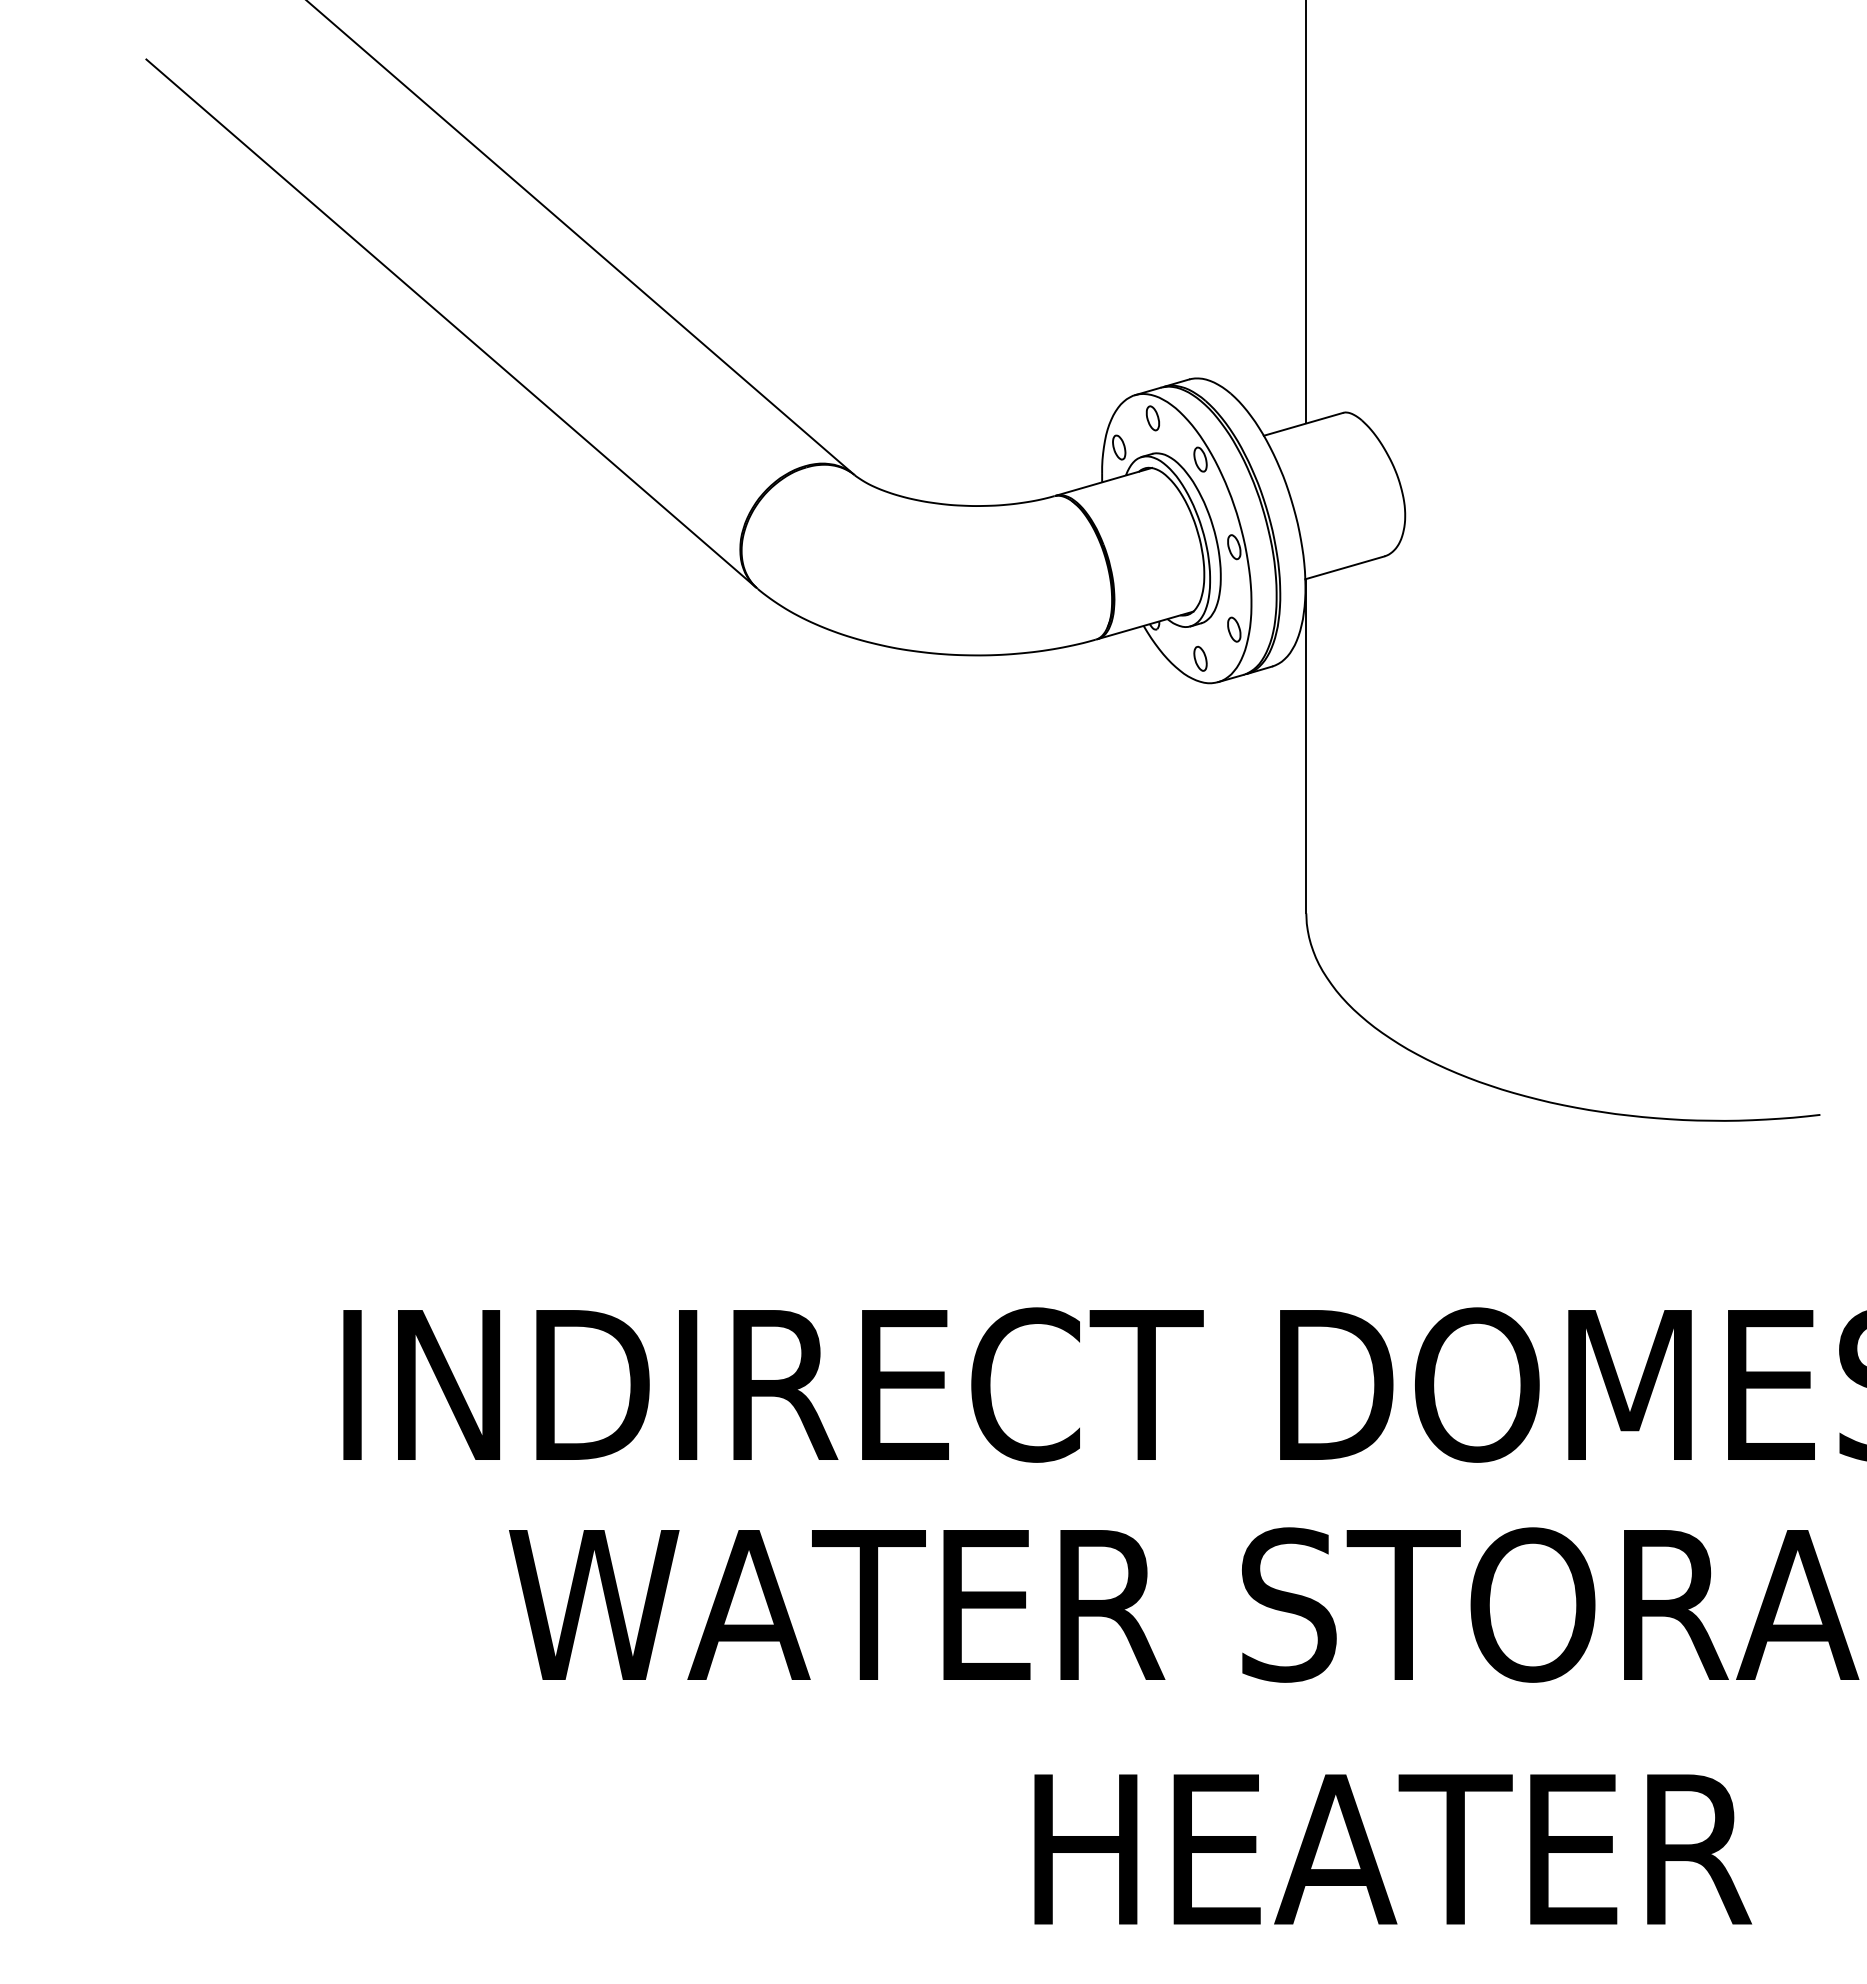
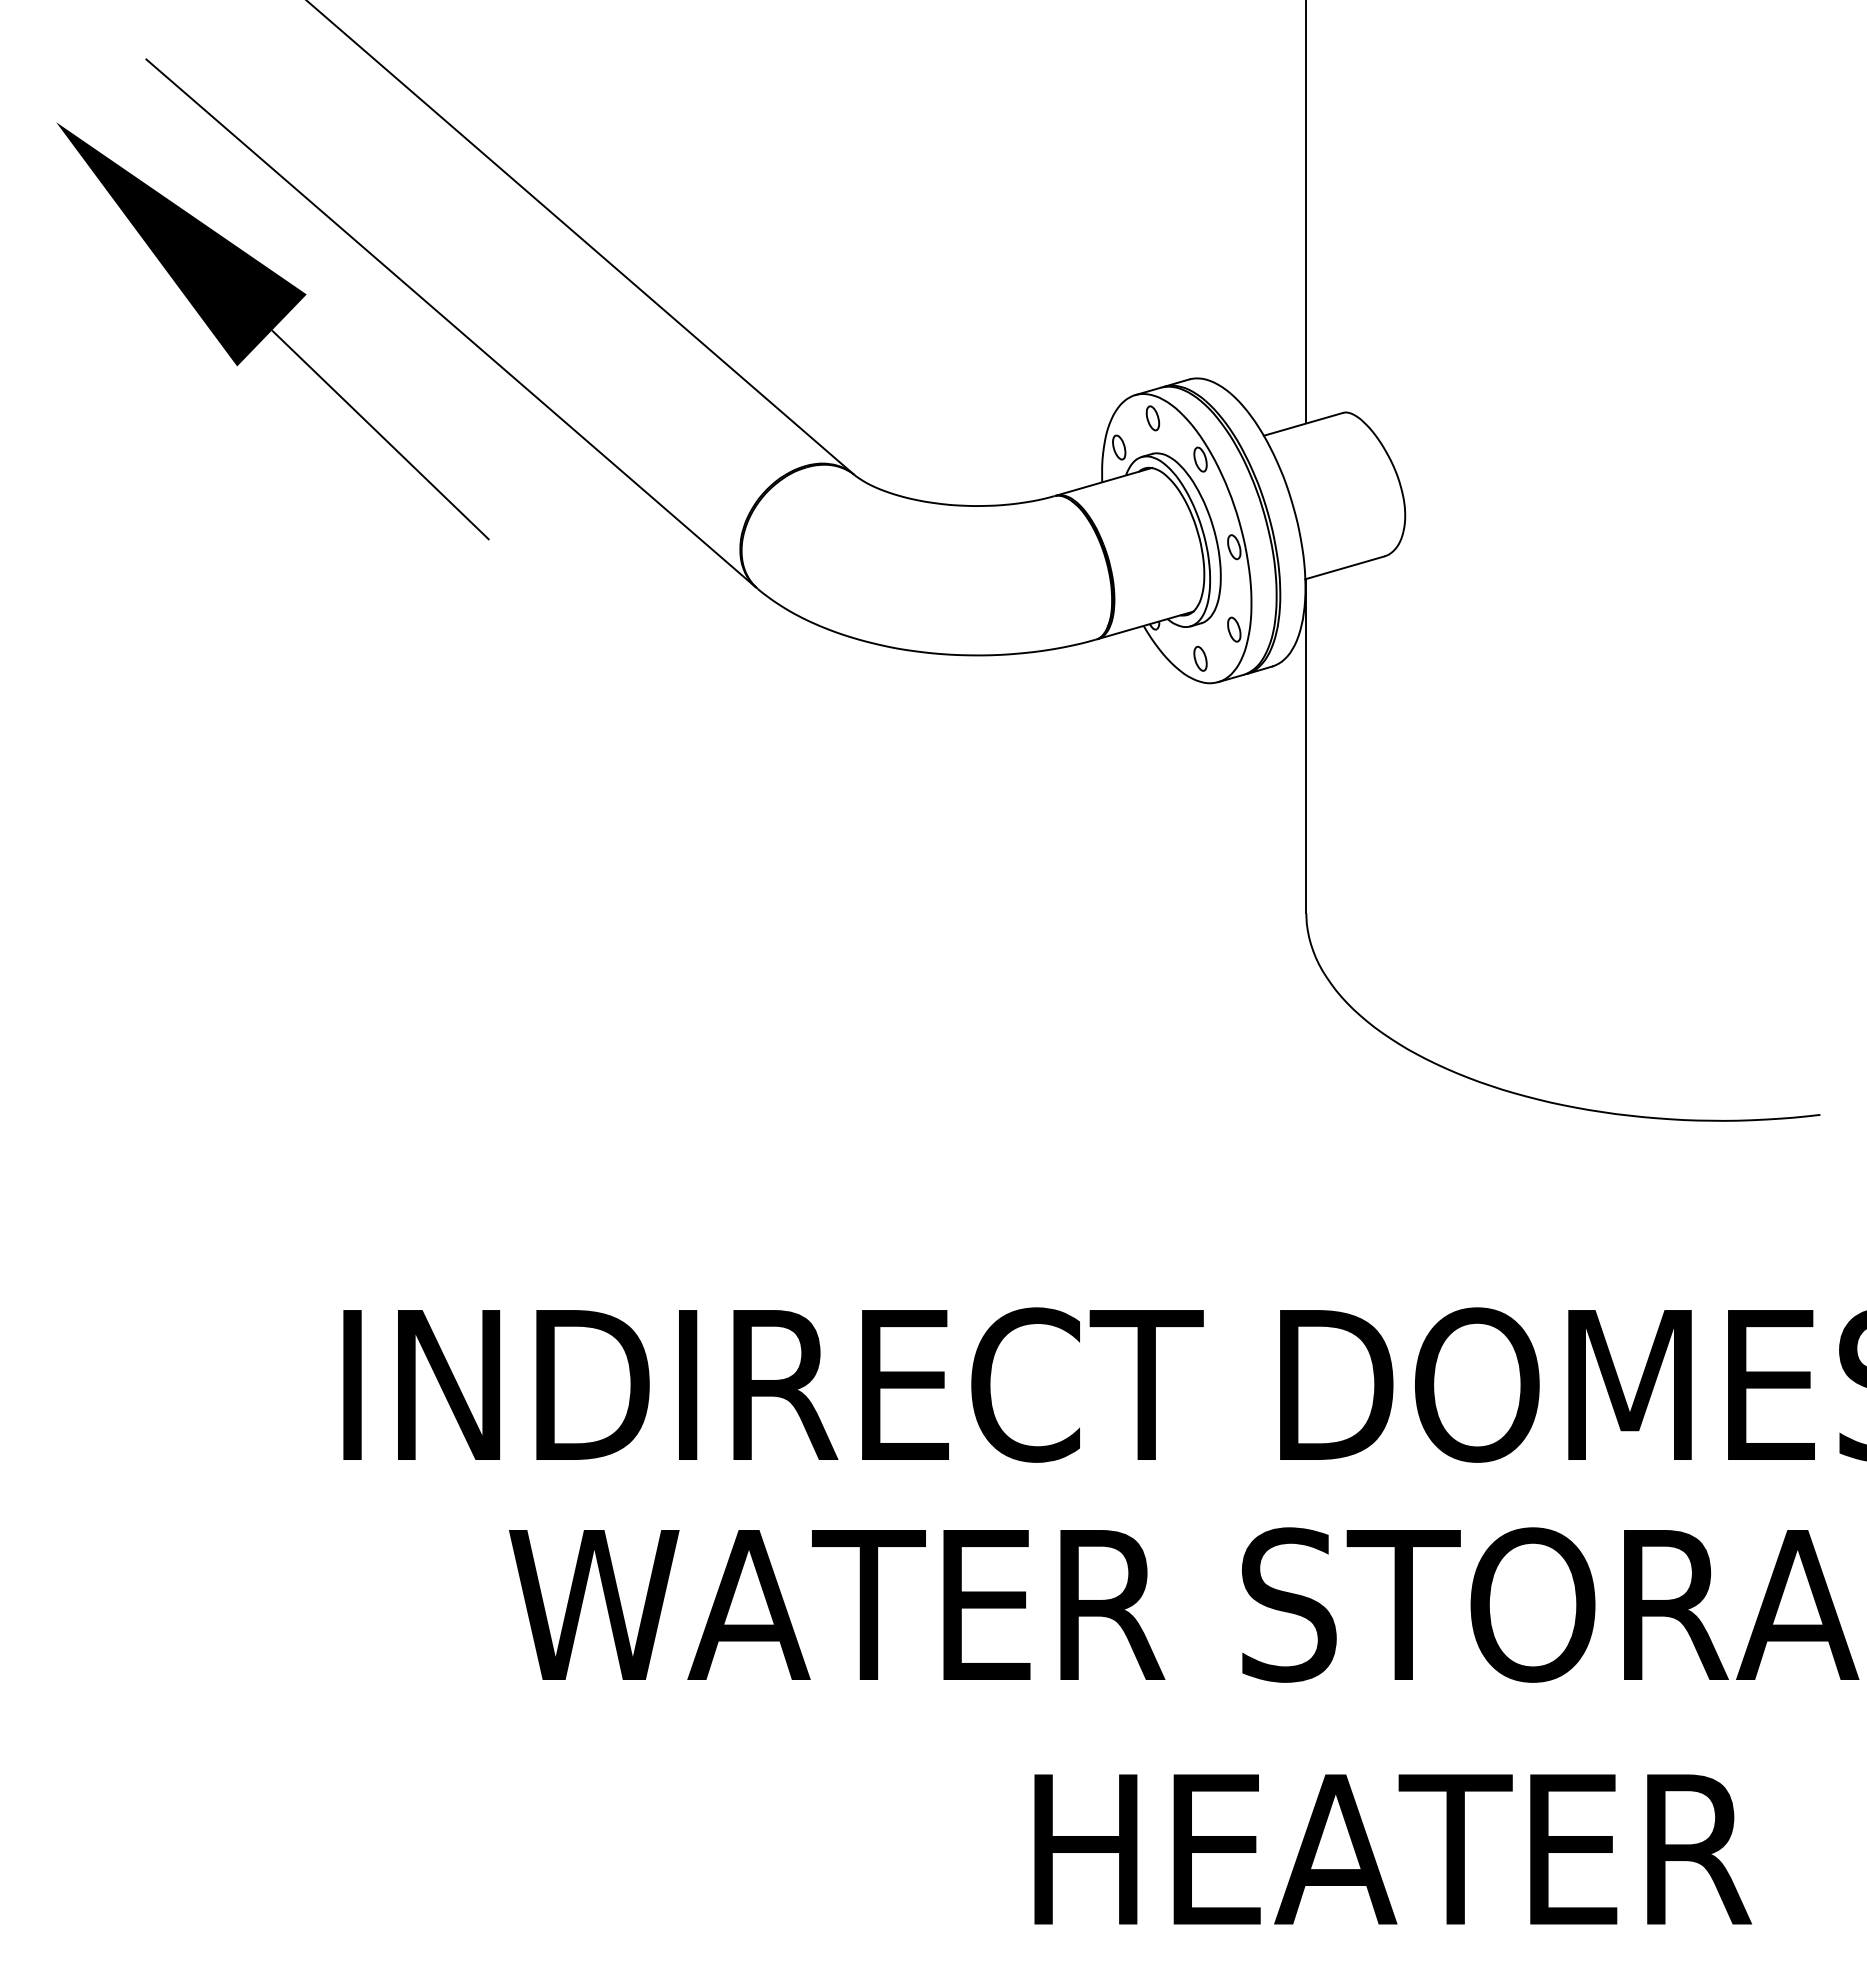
part: none -> present (272, 331)
